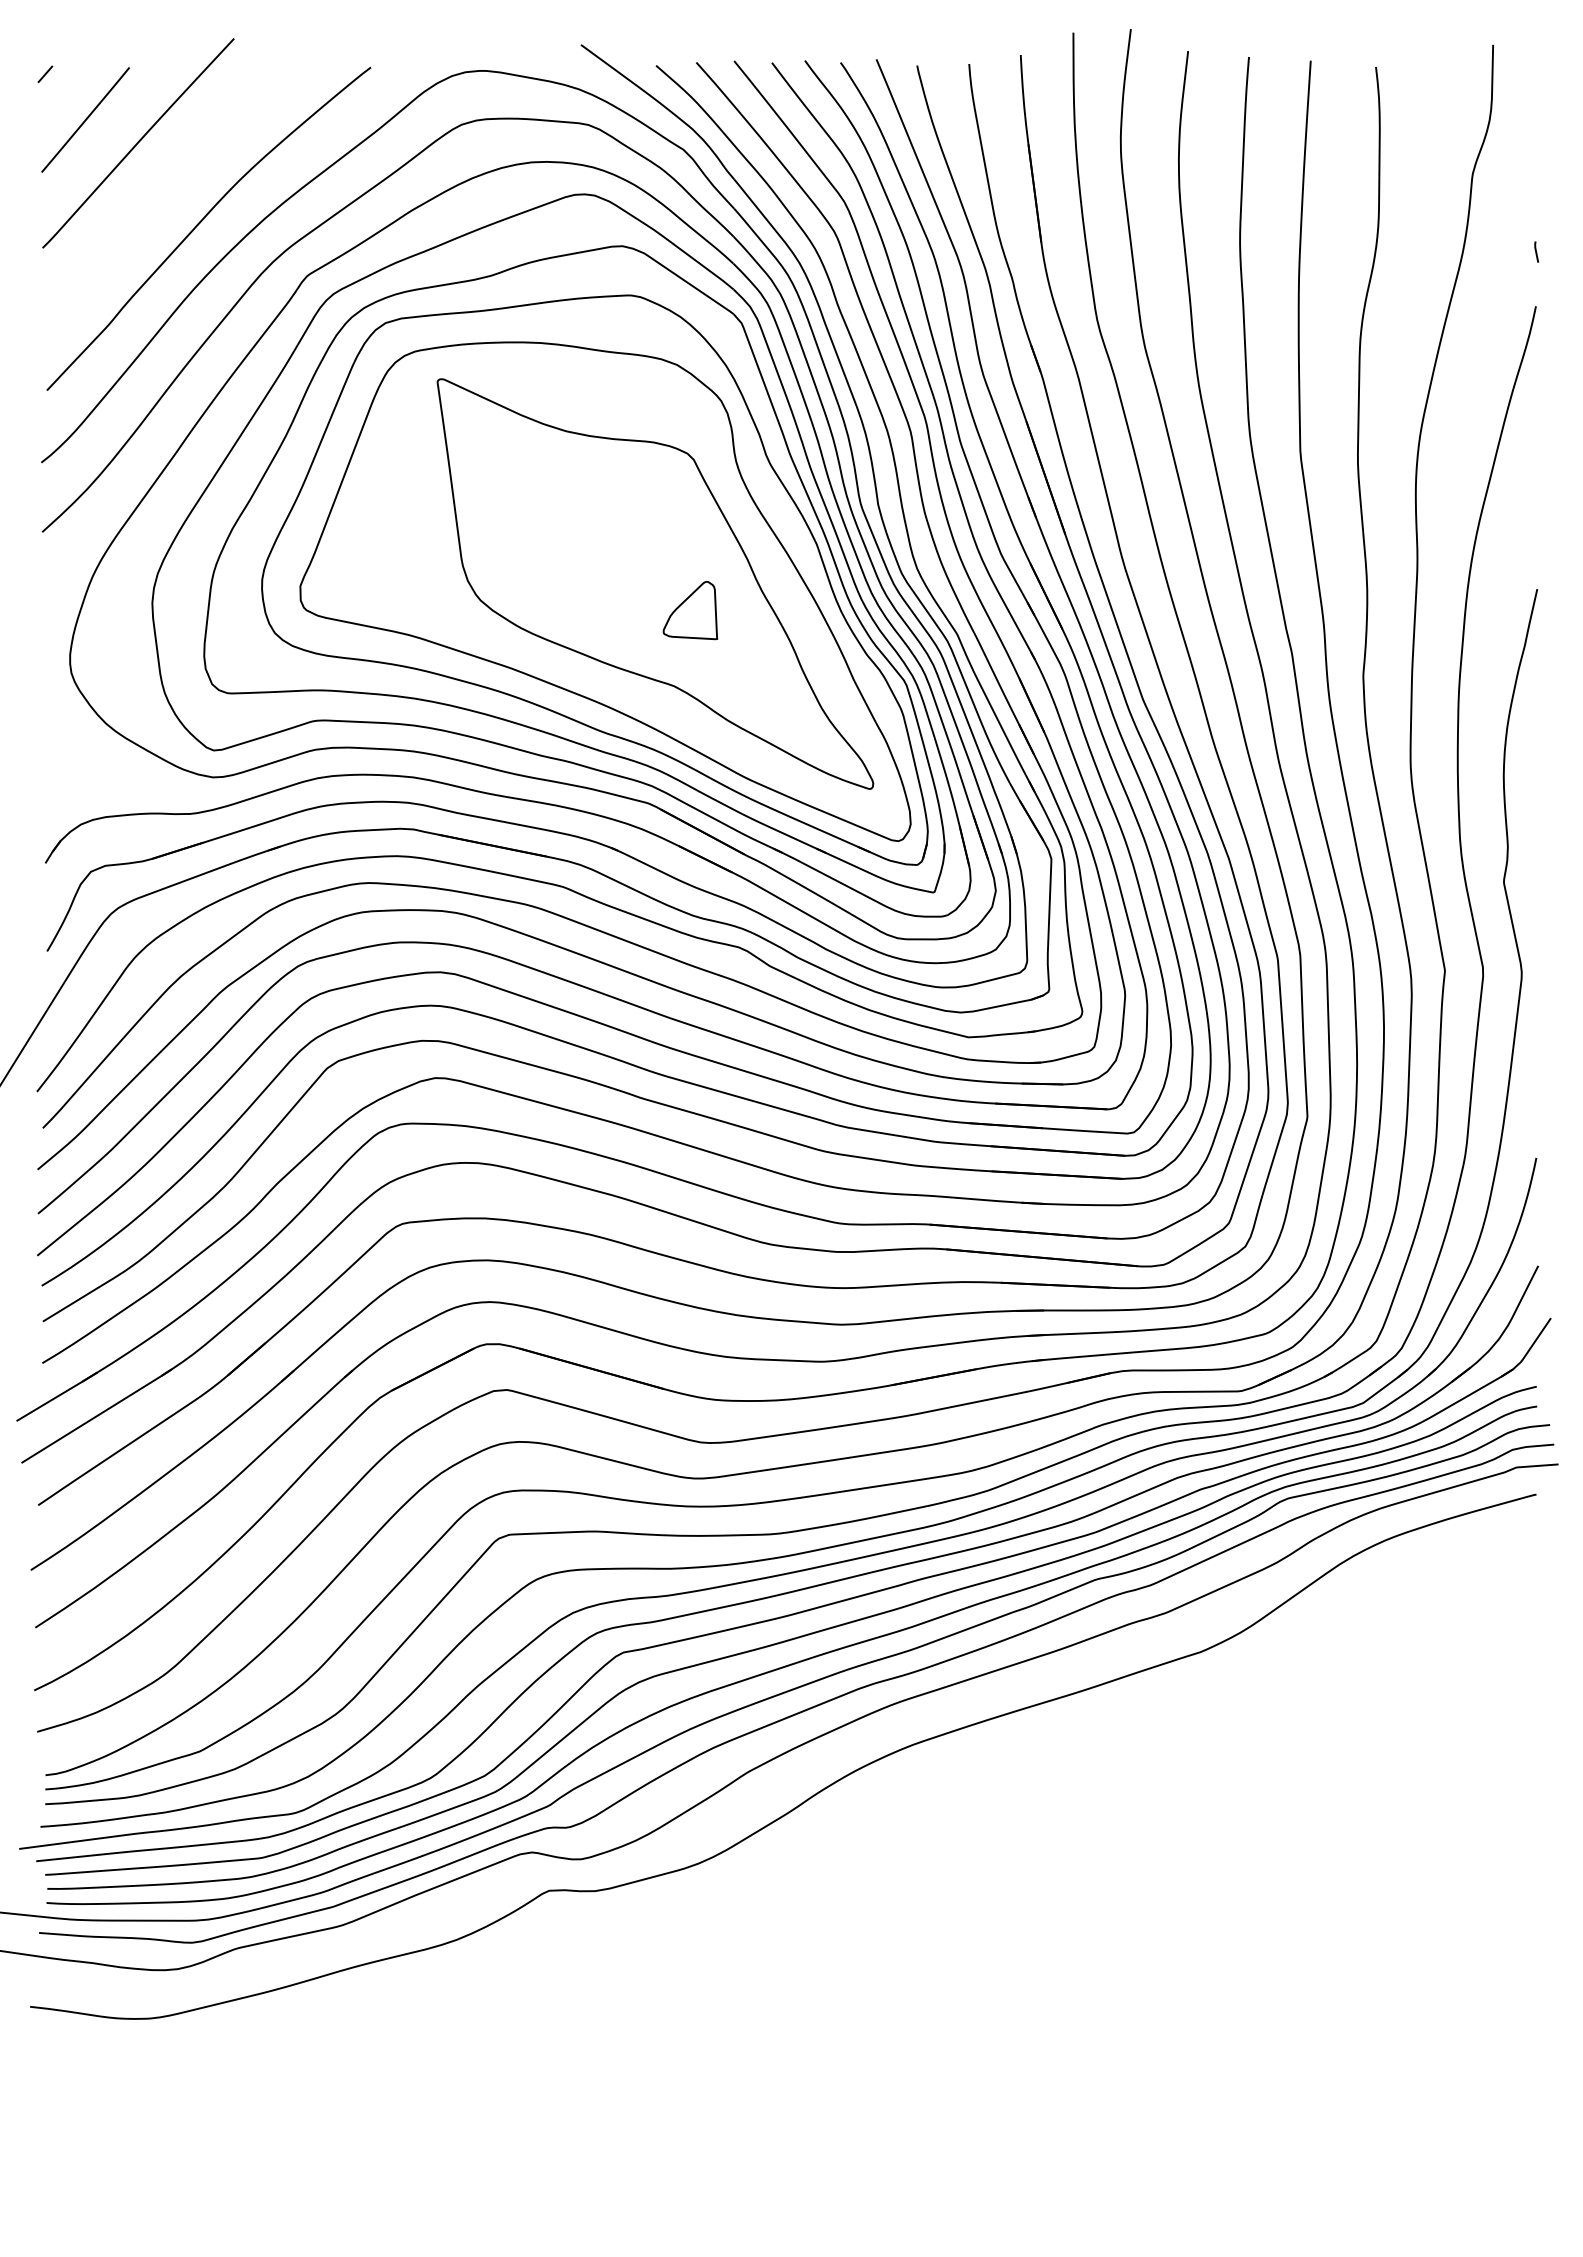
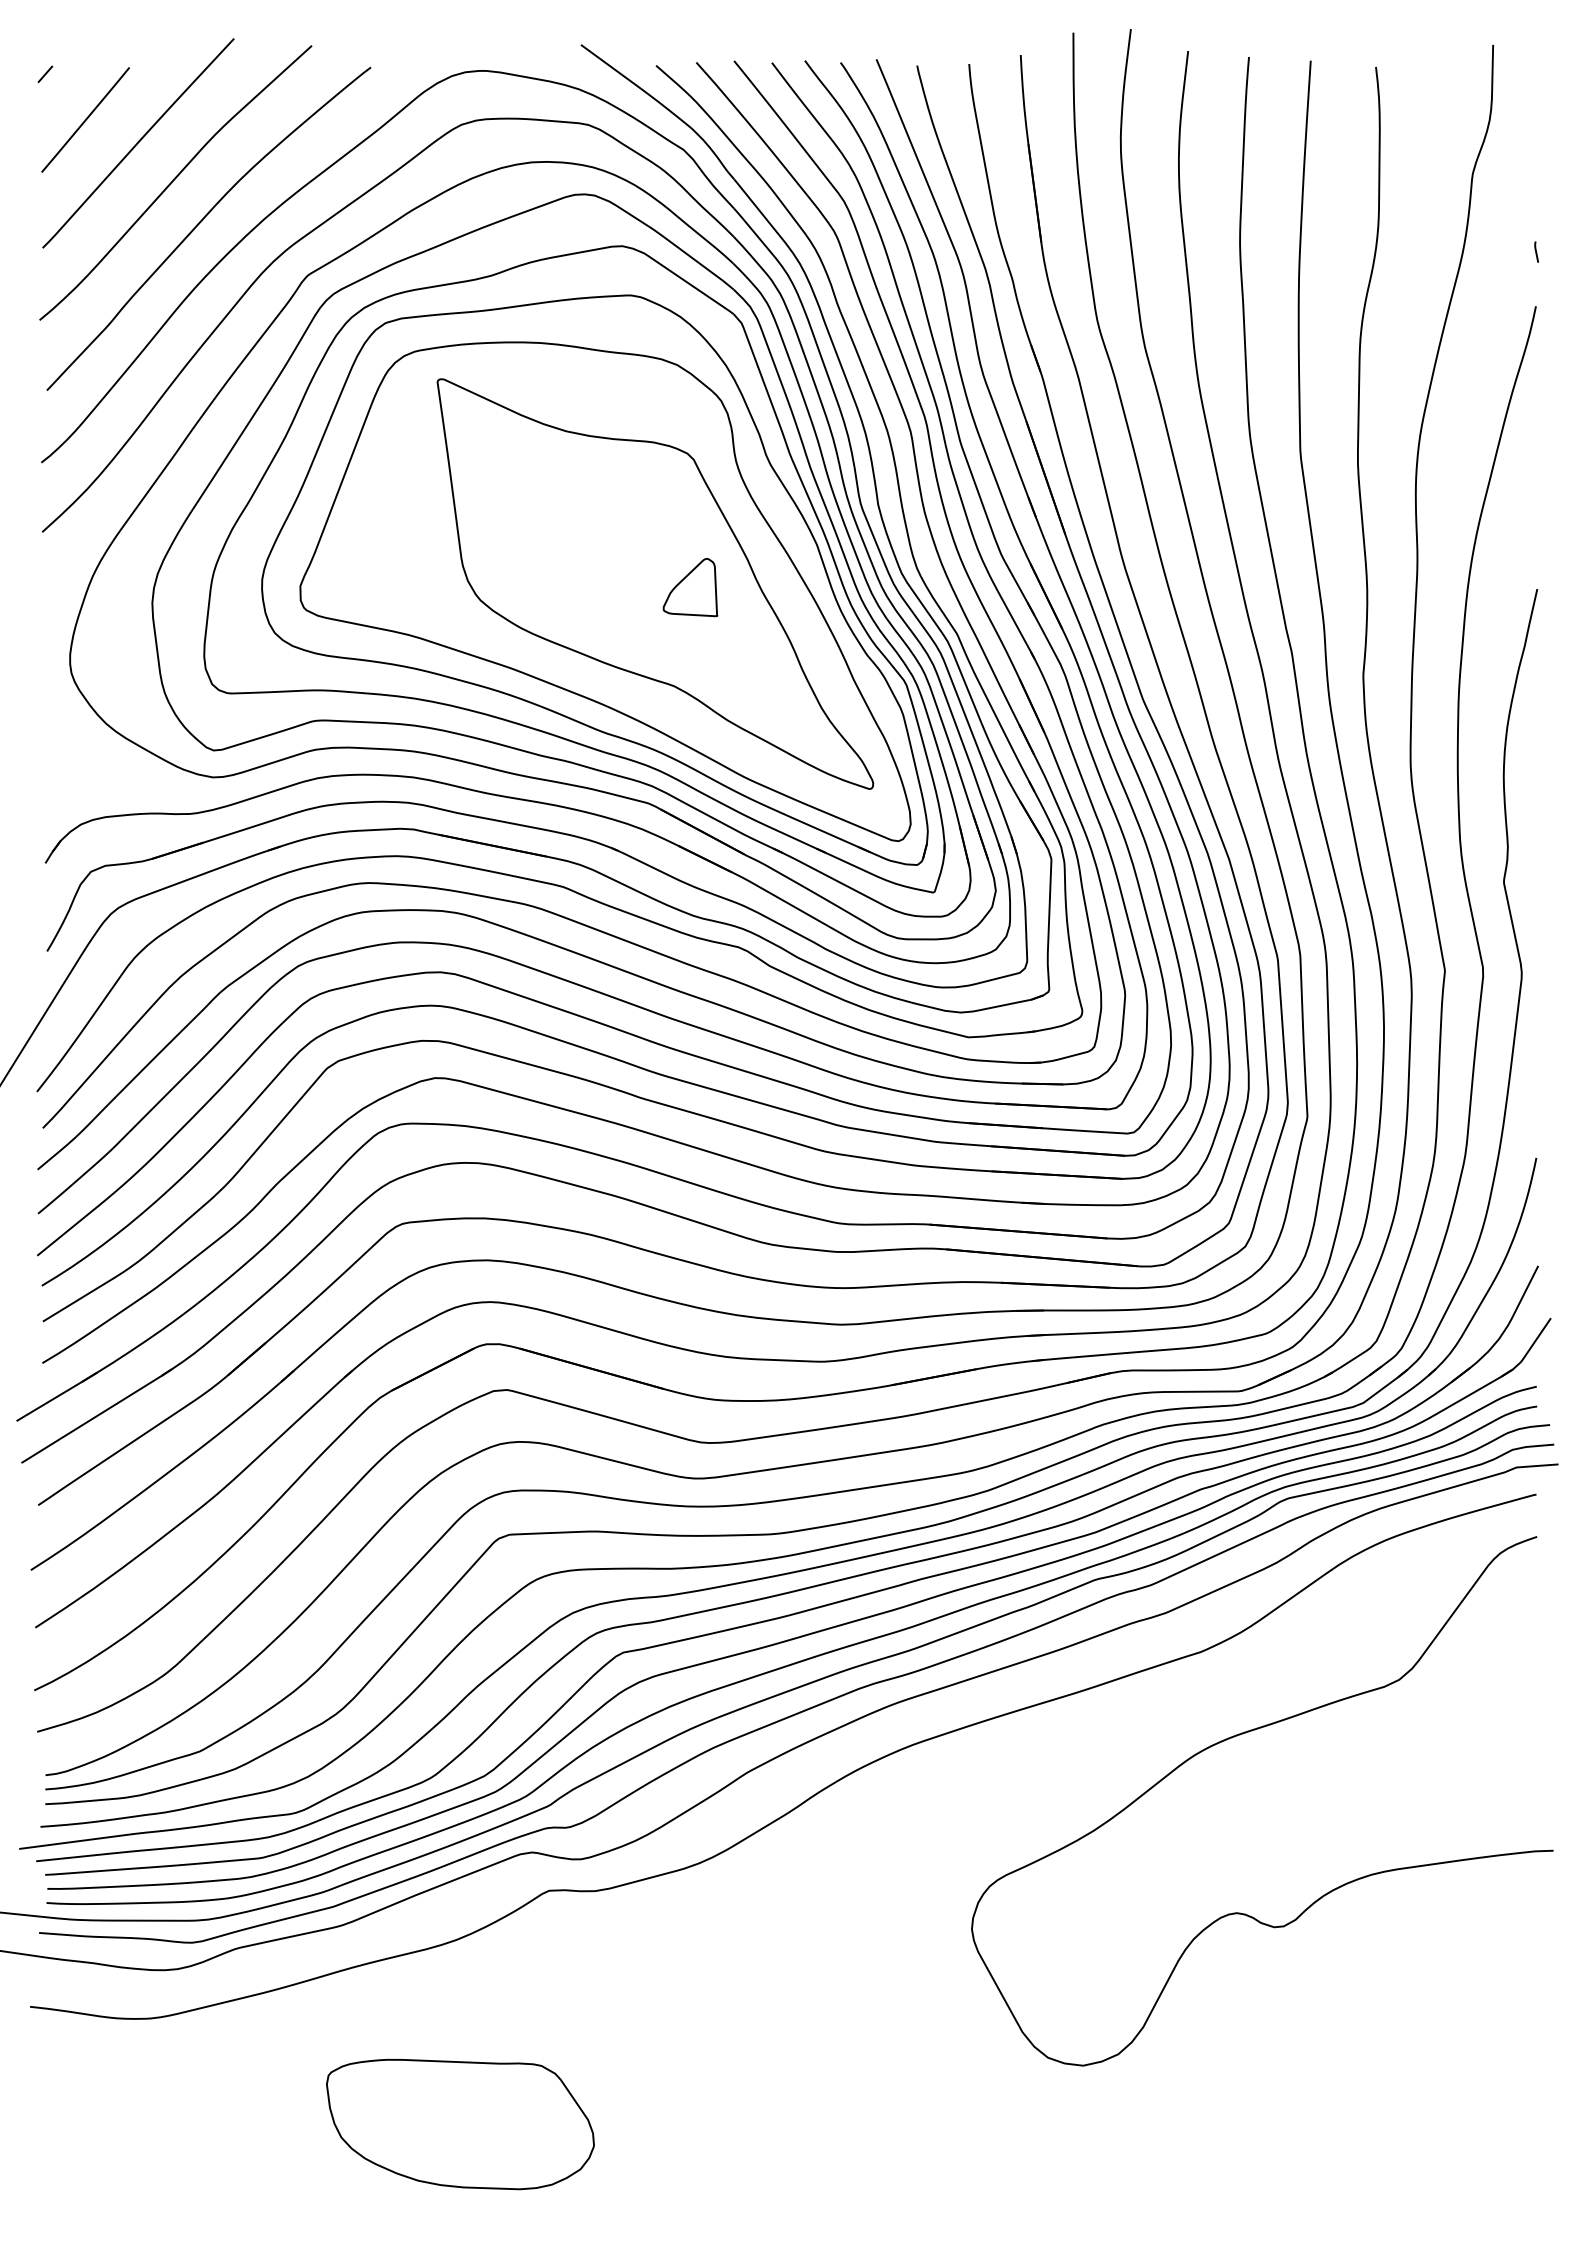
curve: none -> present (174, 180)
part position: (690, 610) -> (690, 587) (690, 587)
curve: none -> present (1240, 1735)
part: none -> present (460, 2124)
